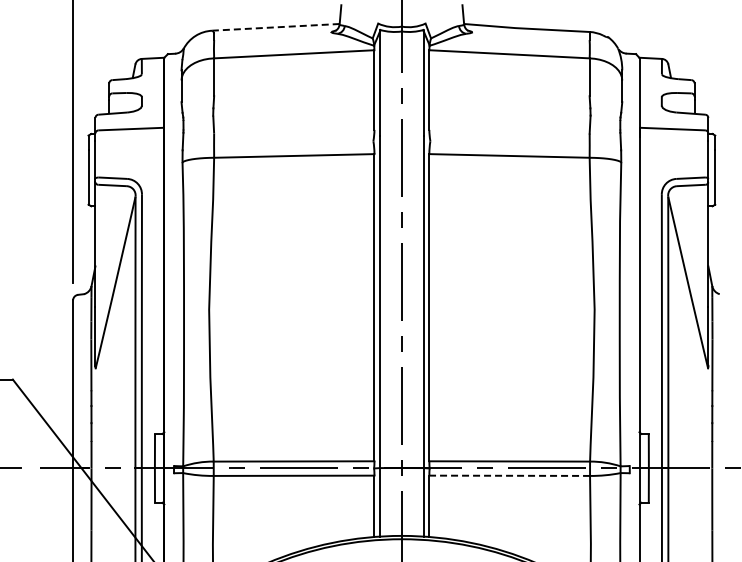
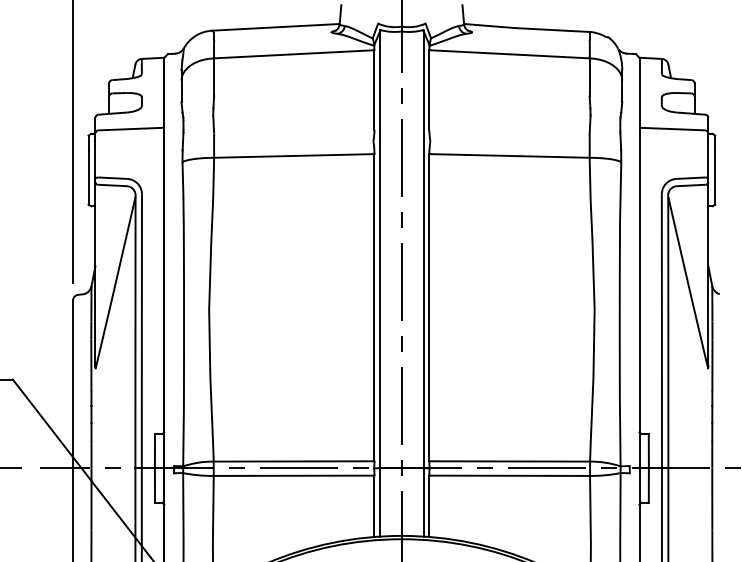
line: dashed -> solid (276, 27)
line: dashed -> solid (509, 475)
